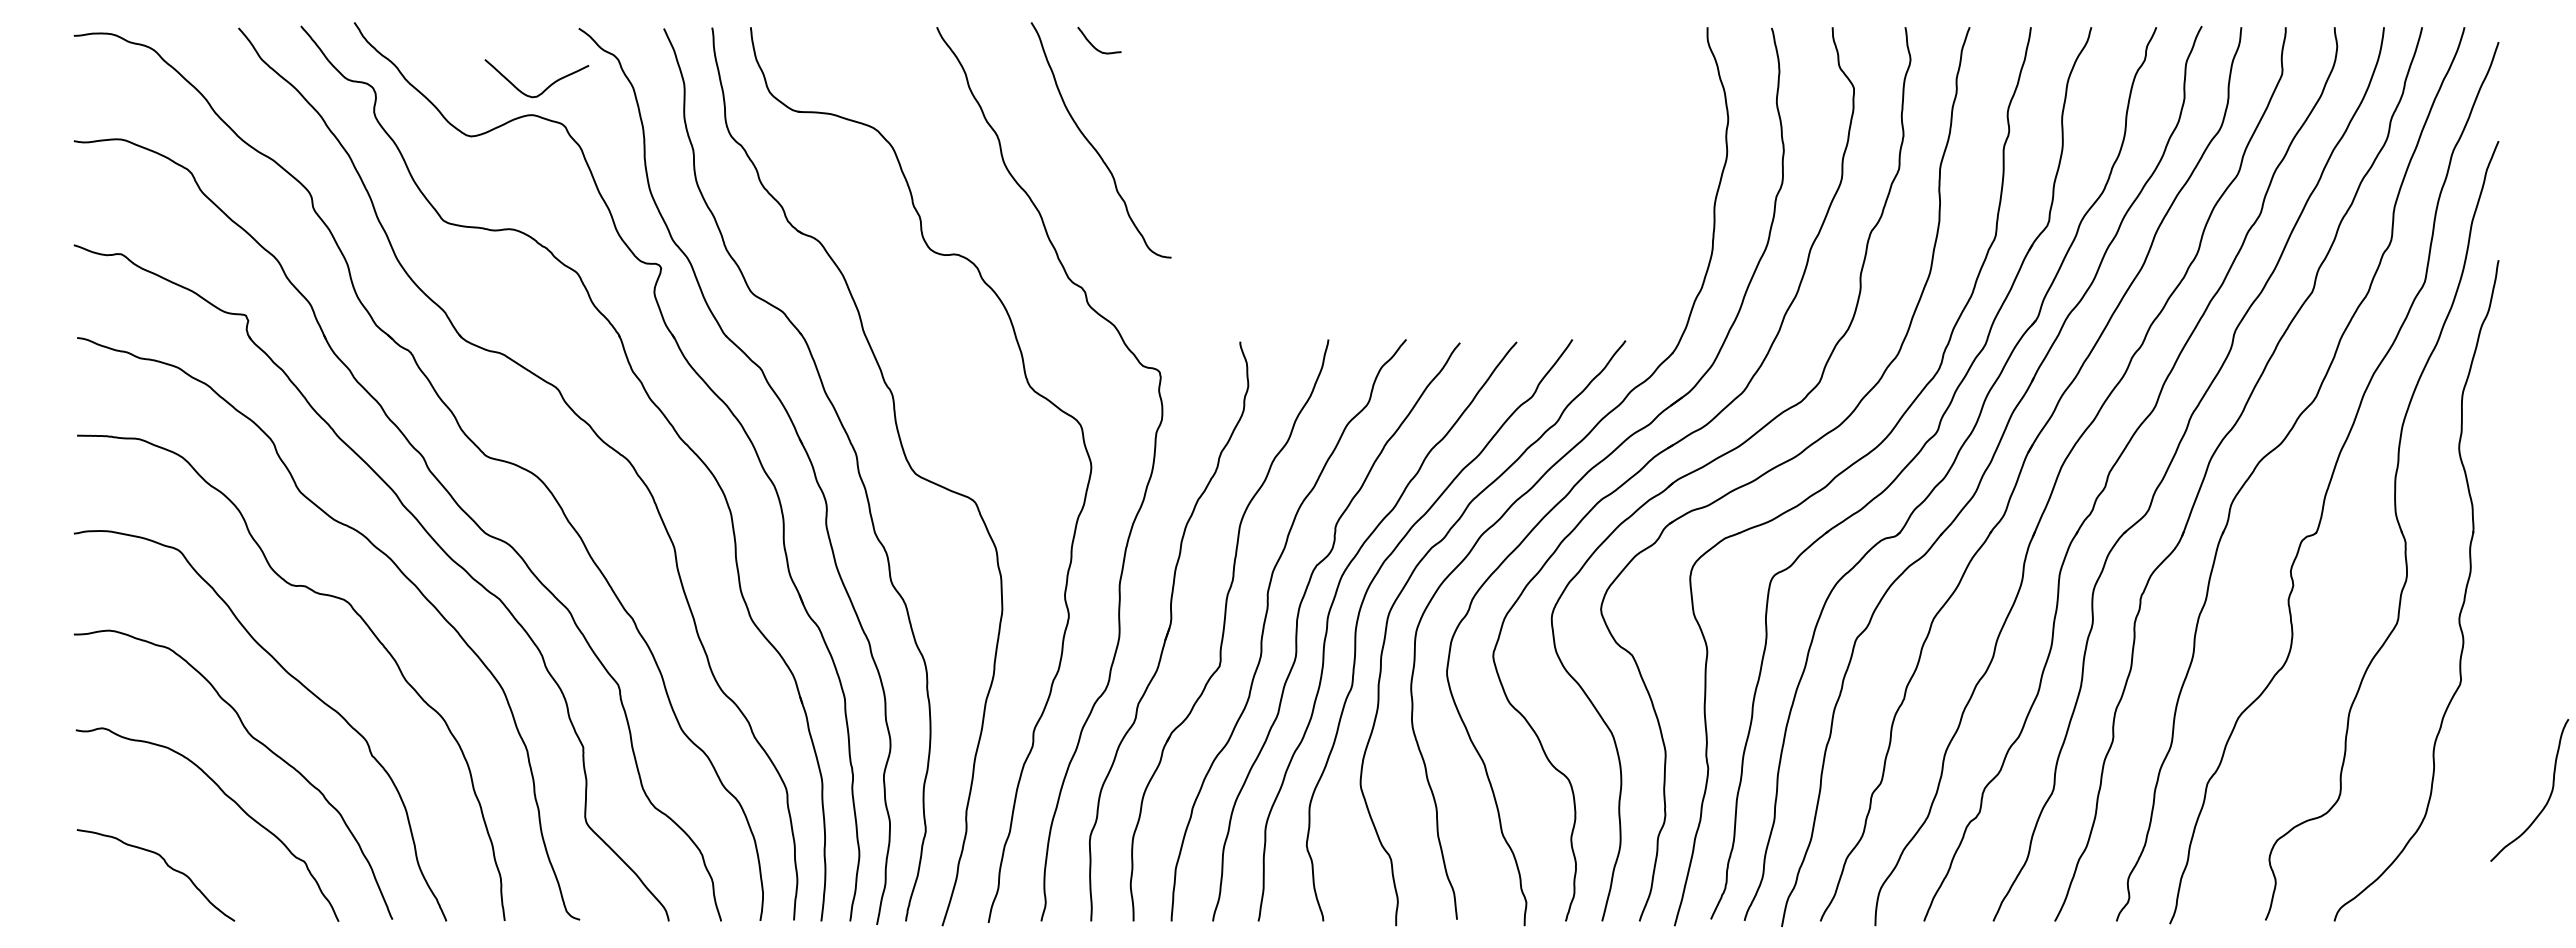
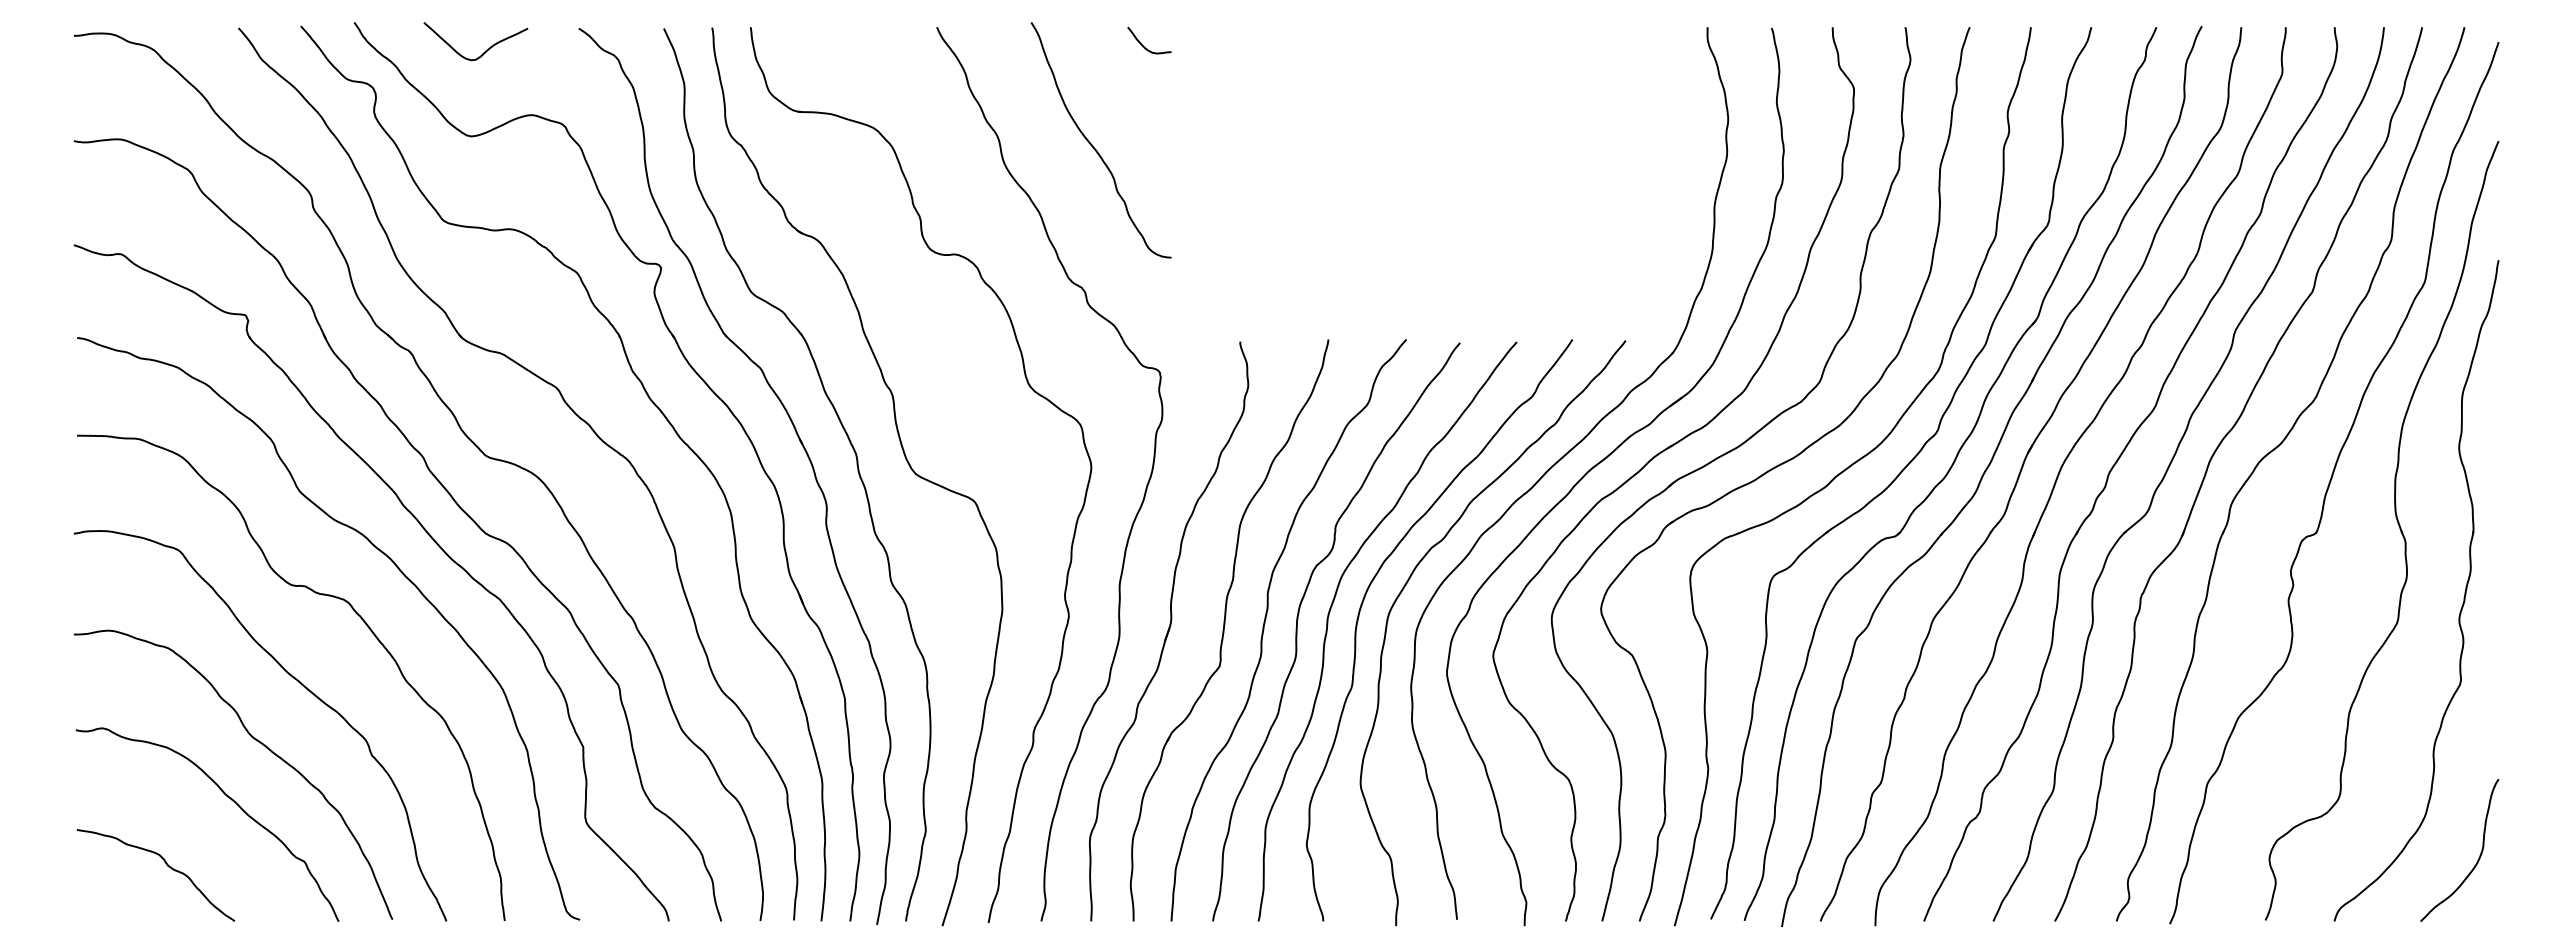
curve position: (1093, 45) -> (1143, 45) (1143, 45)
curve position: (546, 87) -> (485, 50) (485, 50)
curve position: (2548, 797) -> (2478, 857) (2478, 857)
